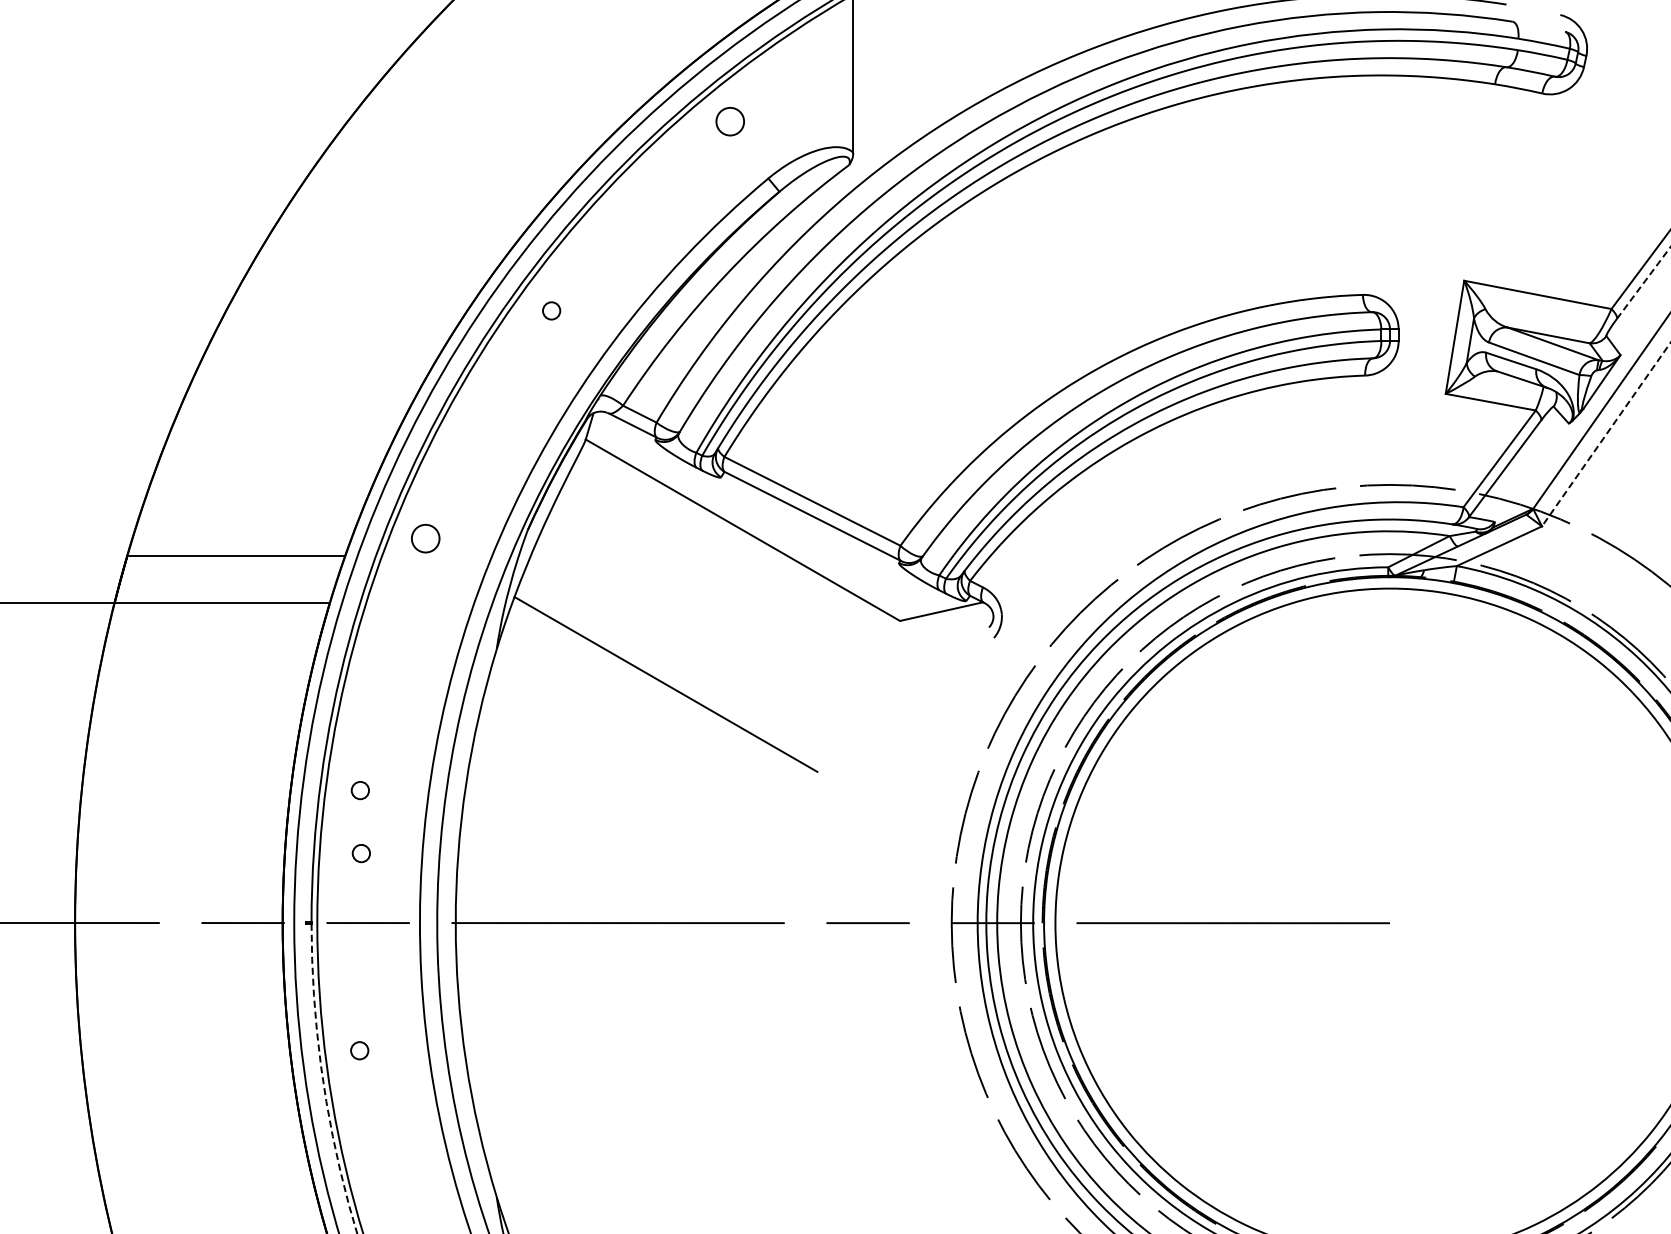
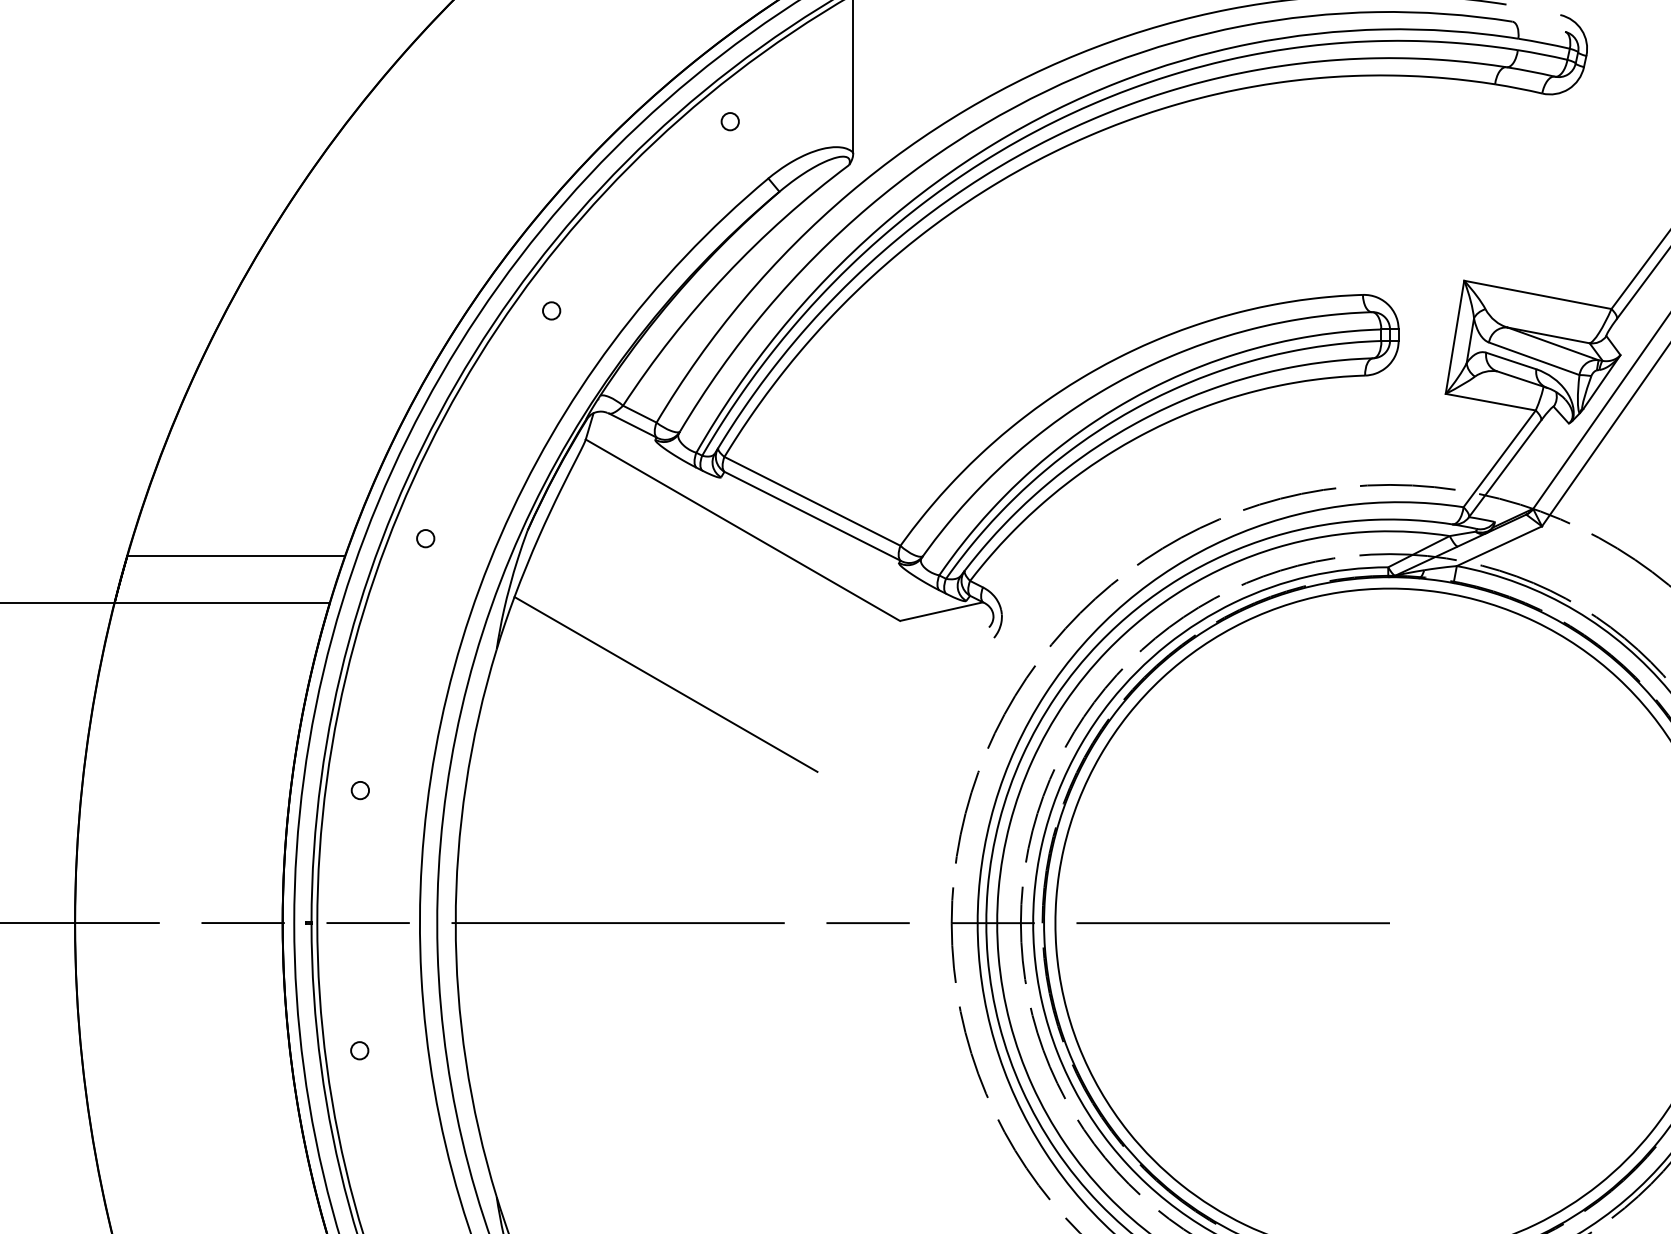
circle diameter: 28 px -> 17 px (729, 121)
line: dashed -> solid (1643, 282)
line: dashed -> solid (1606, 434)
circle diameter: 28 px -> 17 px (425, 538)
circle: present -> none (360, 853)
arc: dashed -> solid (323, 1081)
